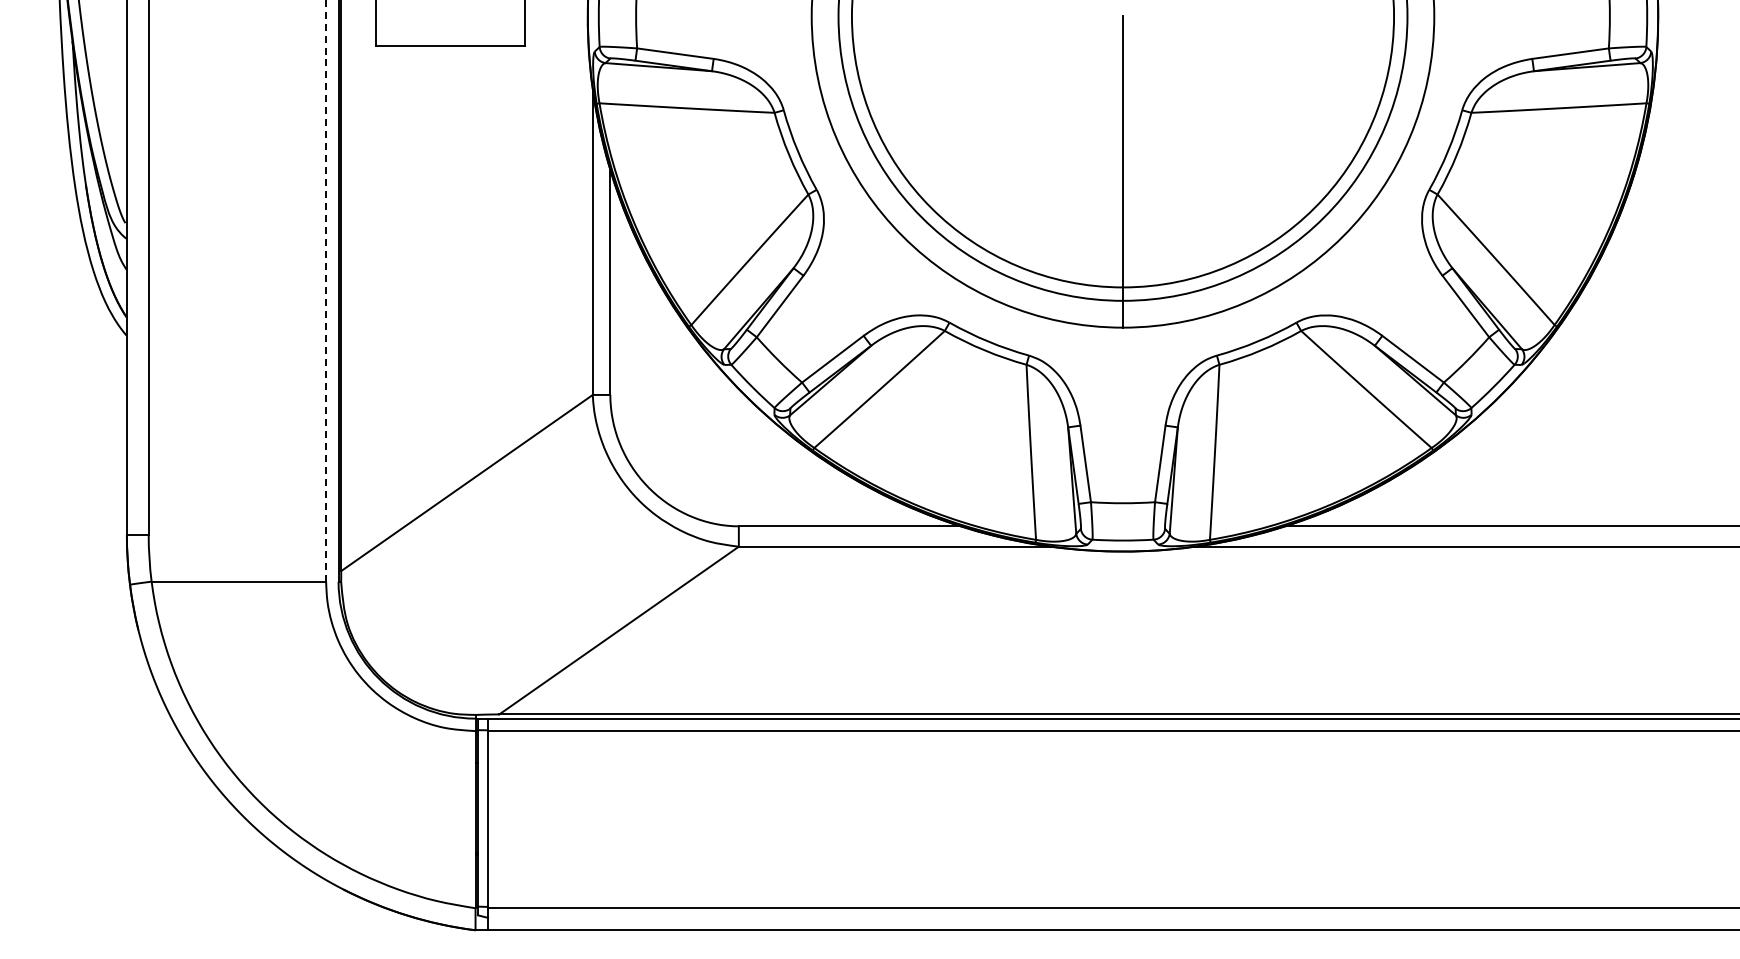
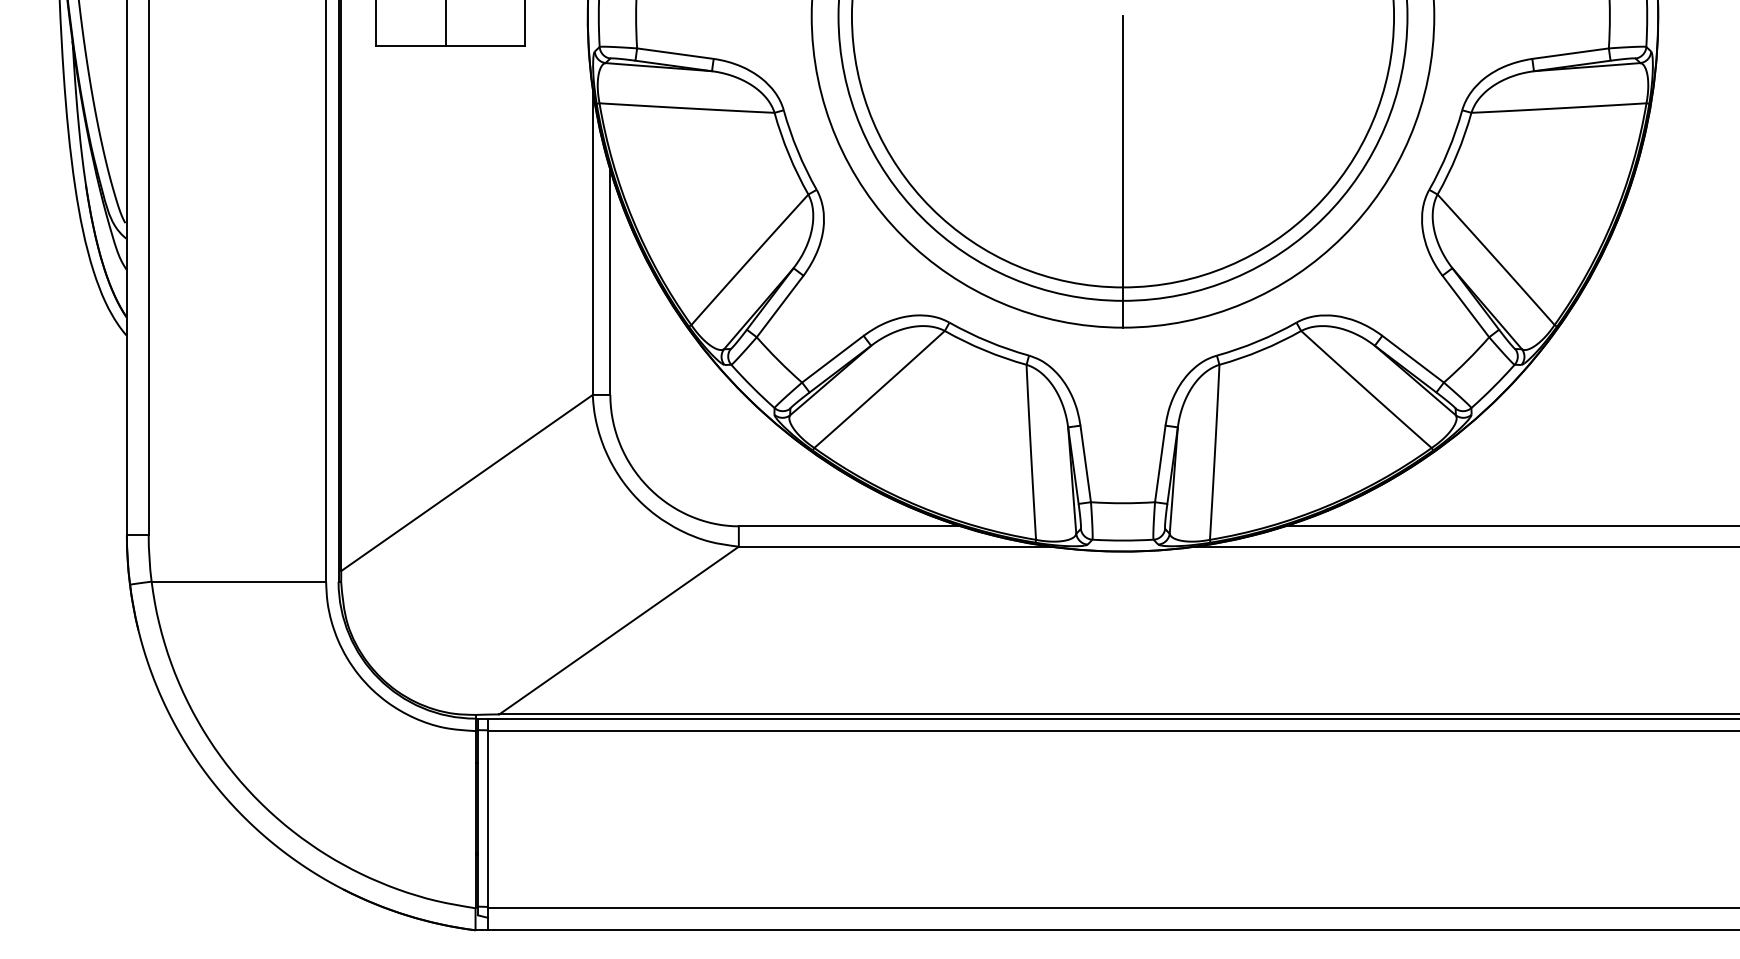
line: none -> present (446, 24)
line: dashed -> solid (326, 290)
